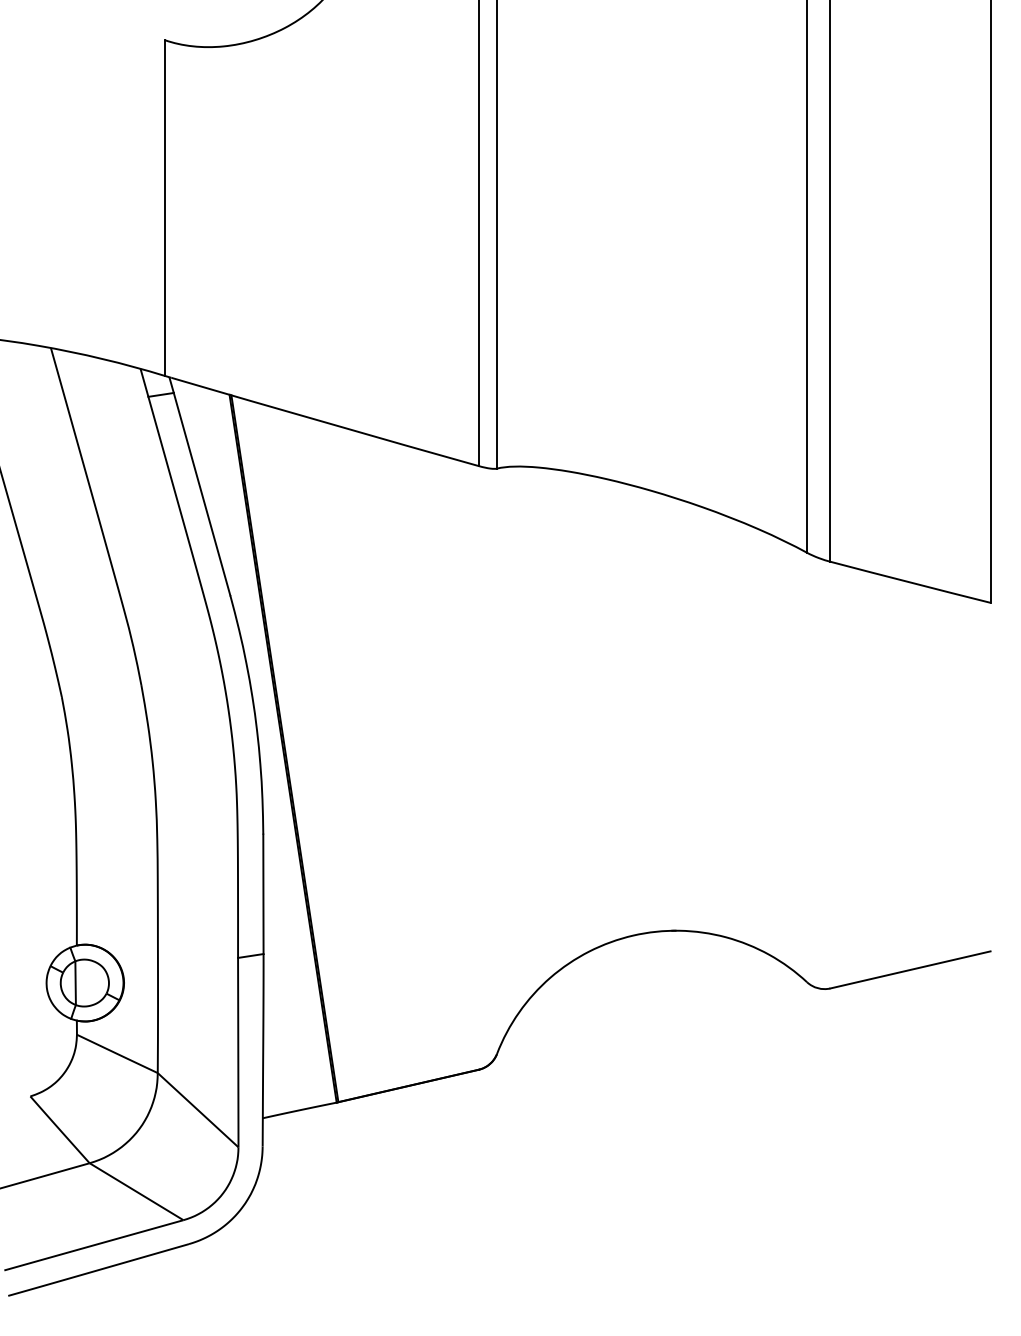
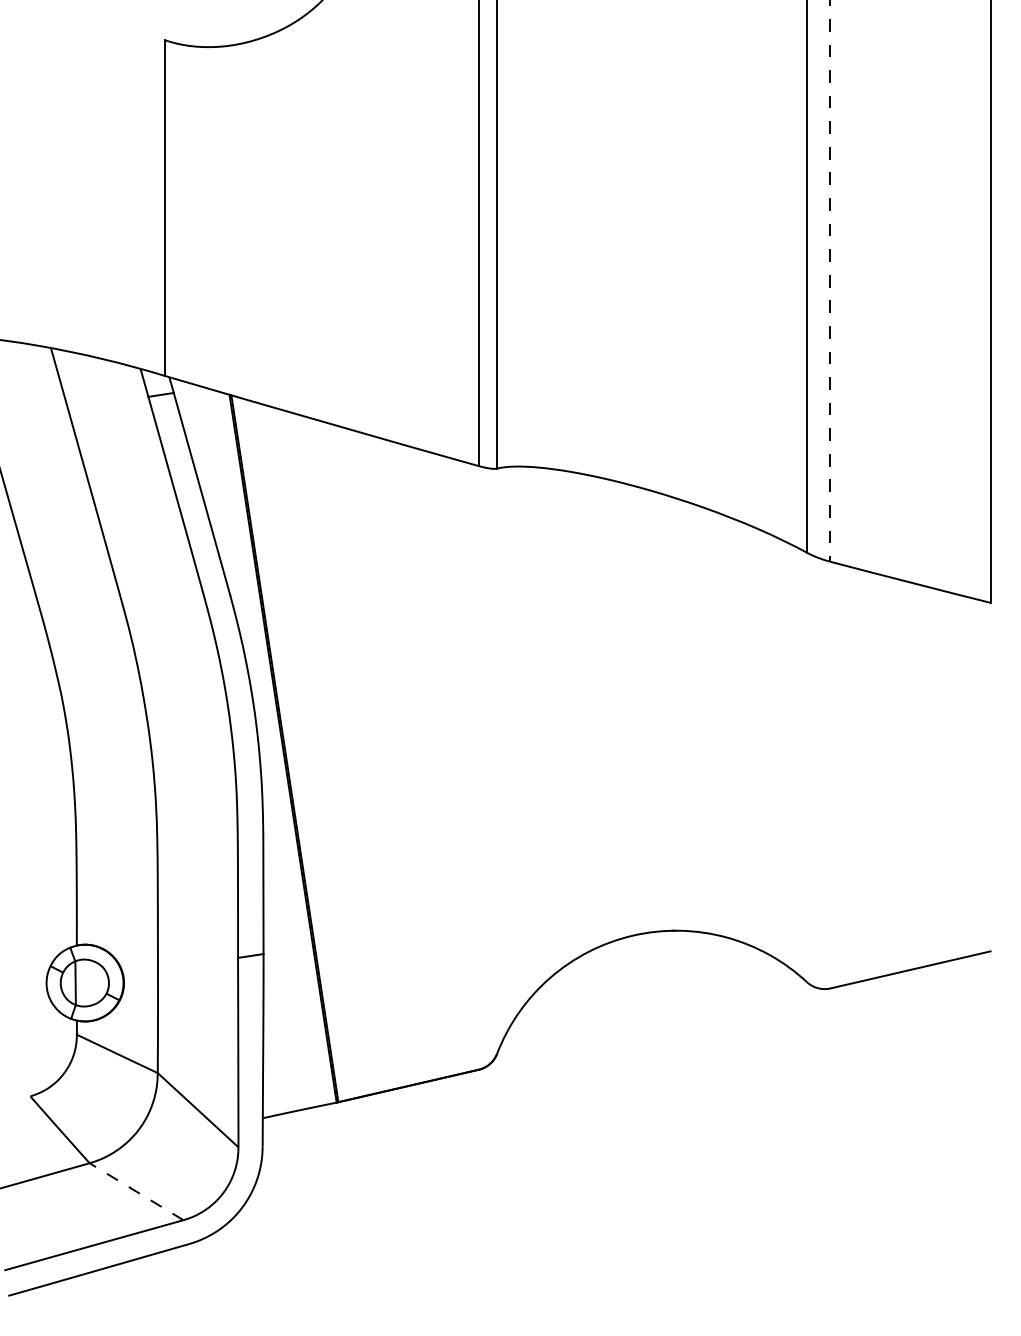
line: solid -> dashed (830, 281)
line: solid -> dashed (136, 1191)
